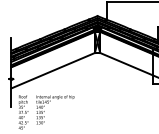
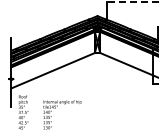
line: solid -> dashed (132, 1)
text position: (55, 109) -> (62, 114) (62, 114)
